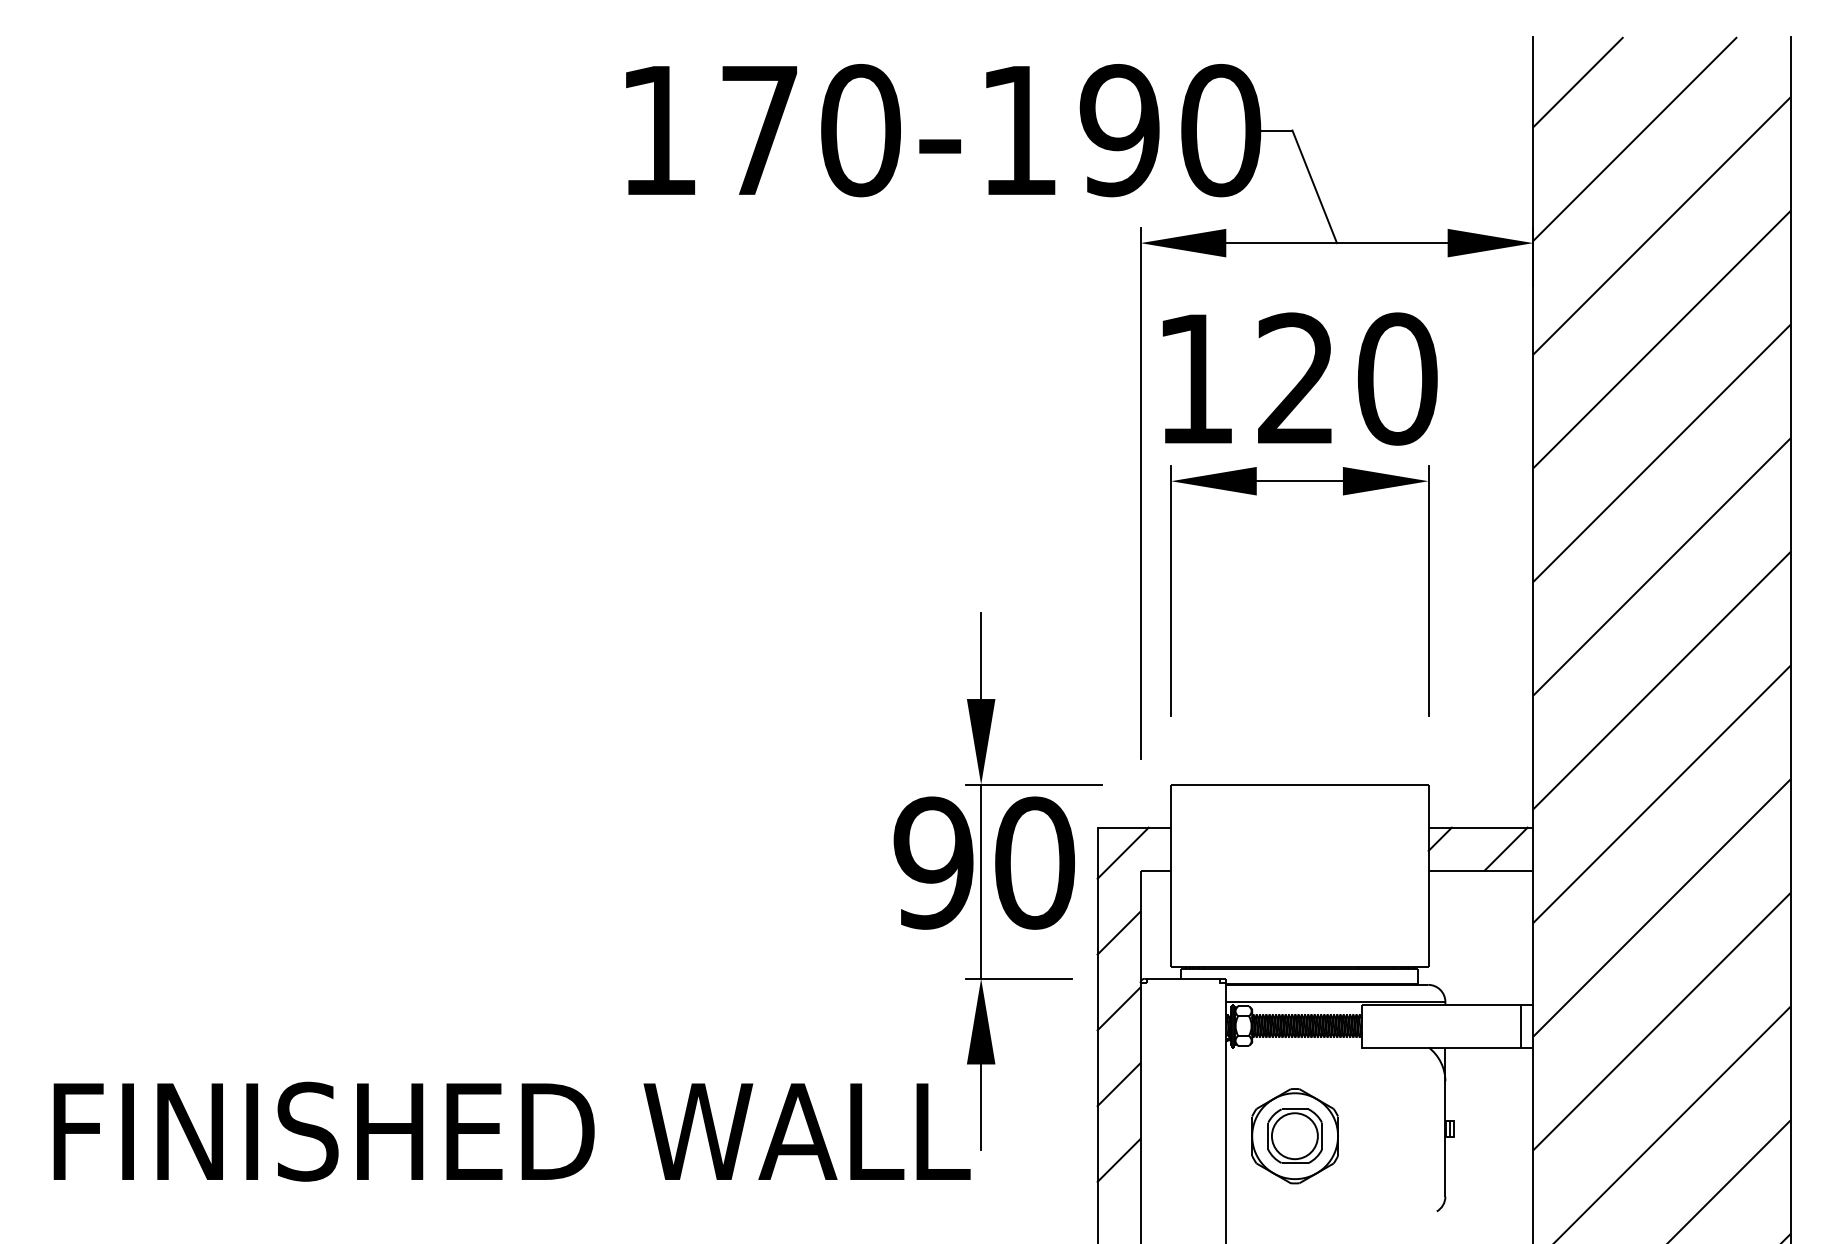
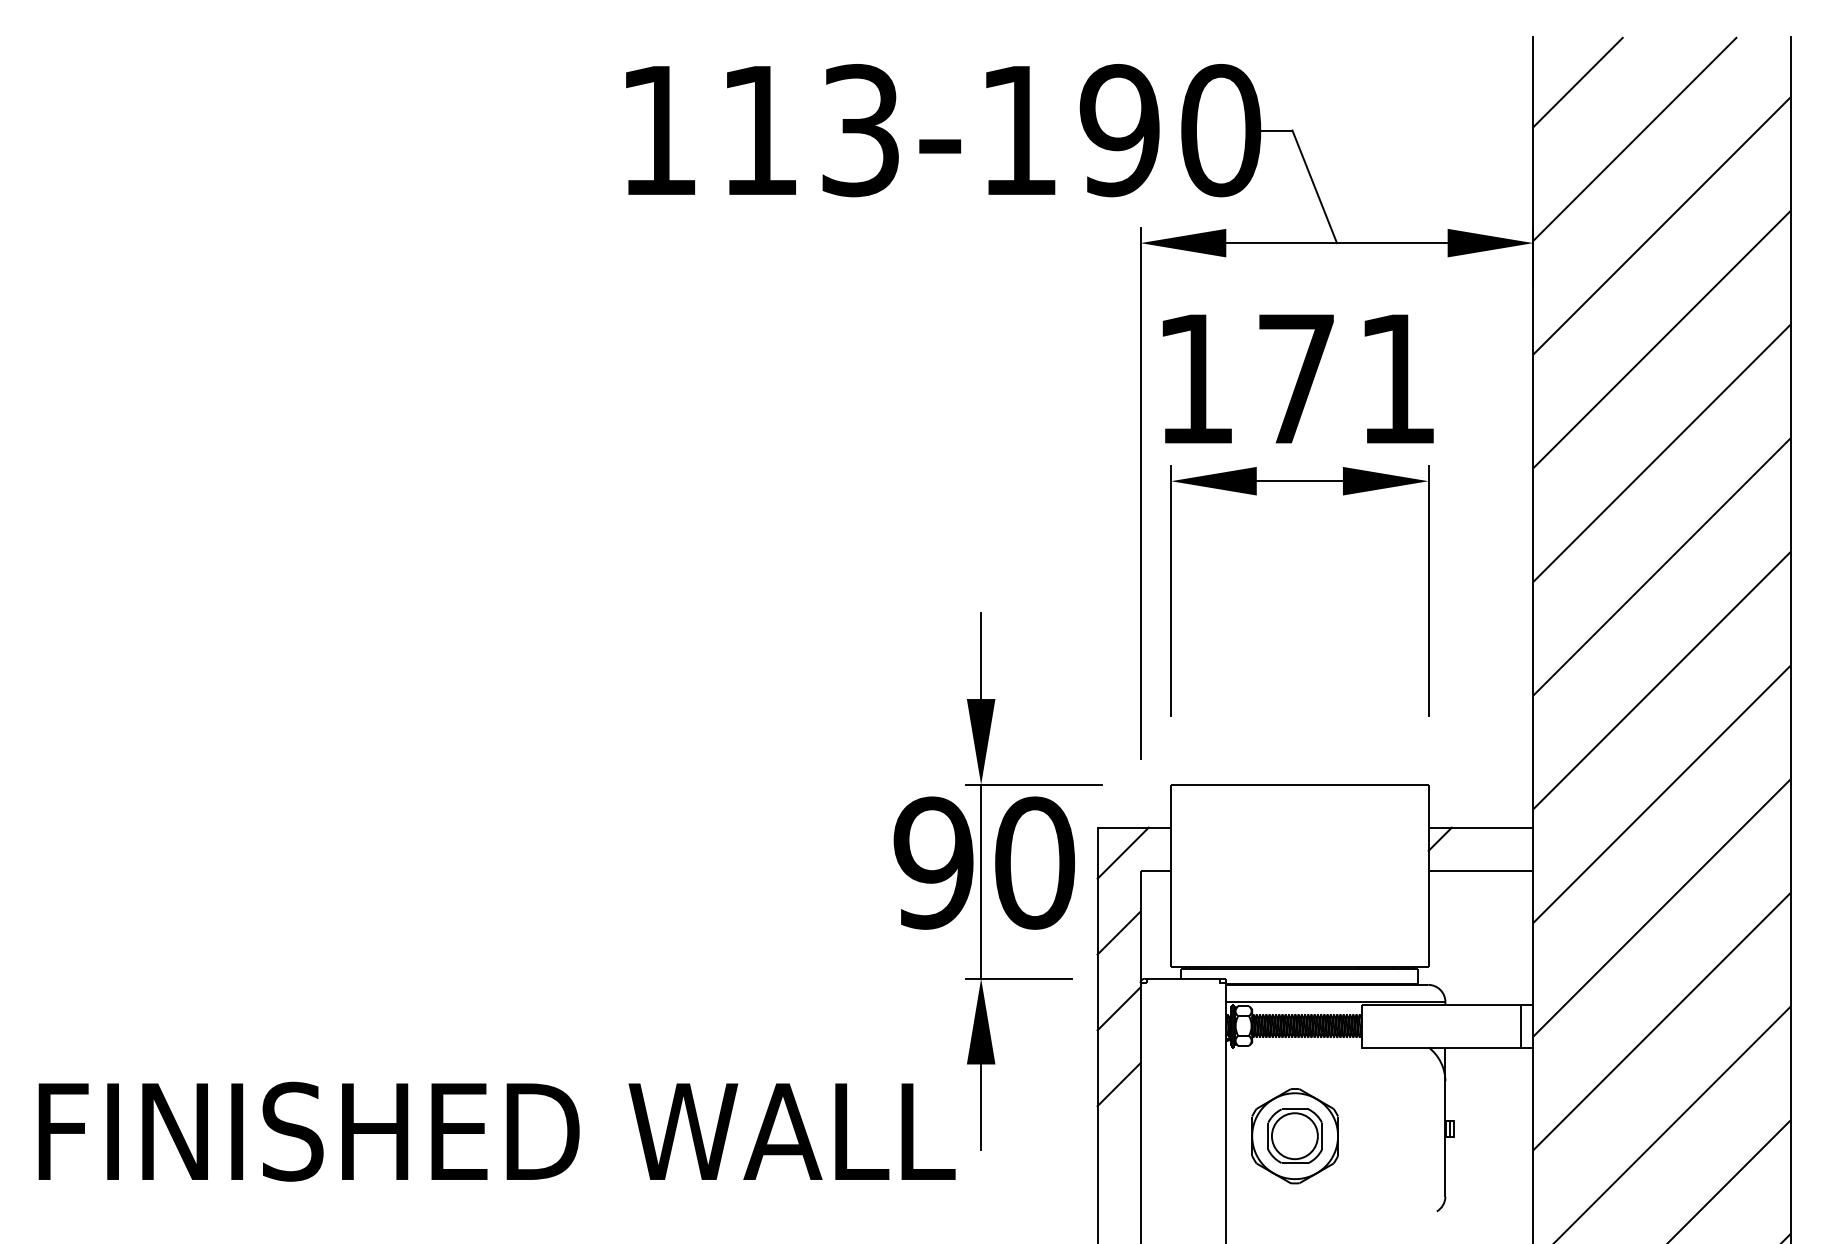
text: 170-190 -> 113-190 (811, 130)
text: 120 -> 171 (1347, 378)
line: present -> none (1505, 848)
text position: (511, 1131) -> (496, 1131) (496, 1131)
line: present -> none (1118, 1159)
